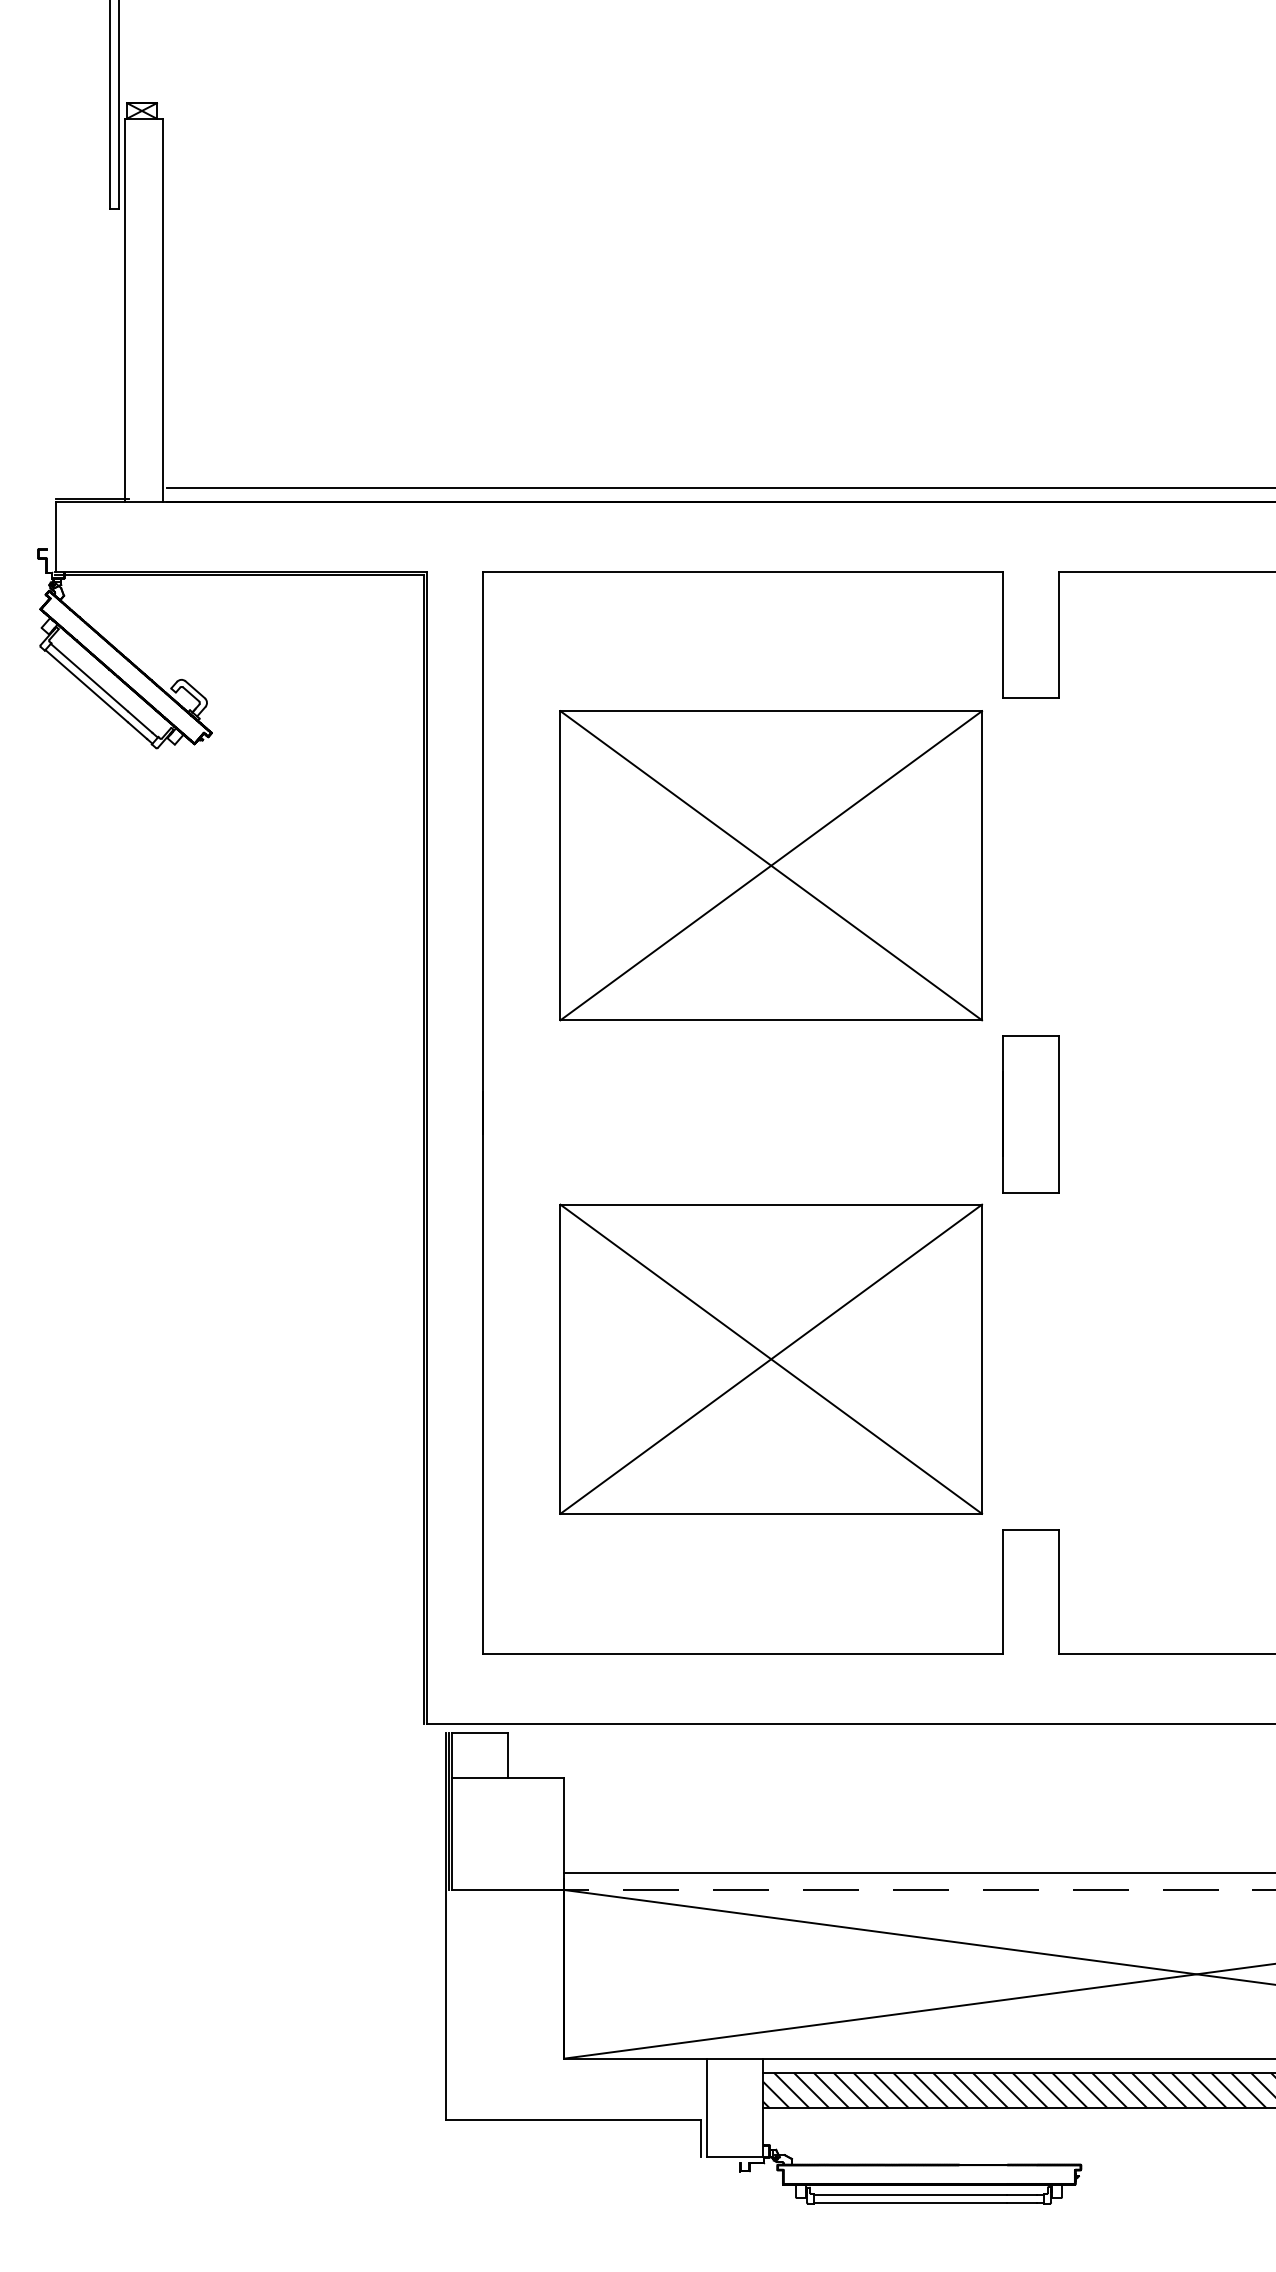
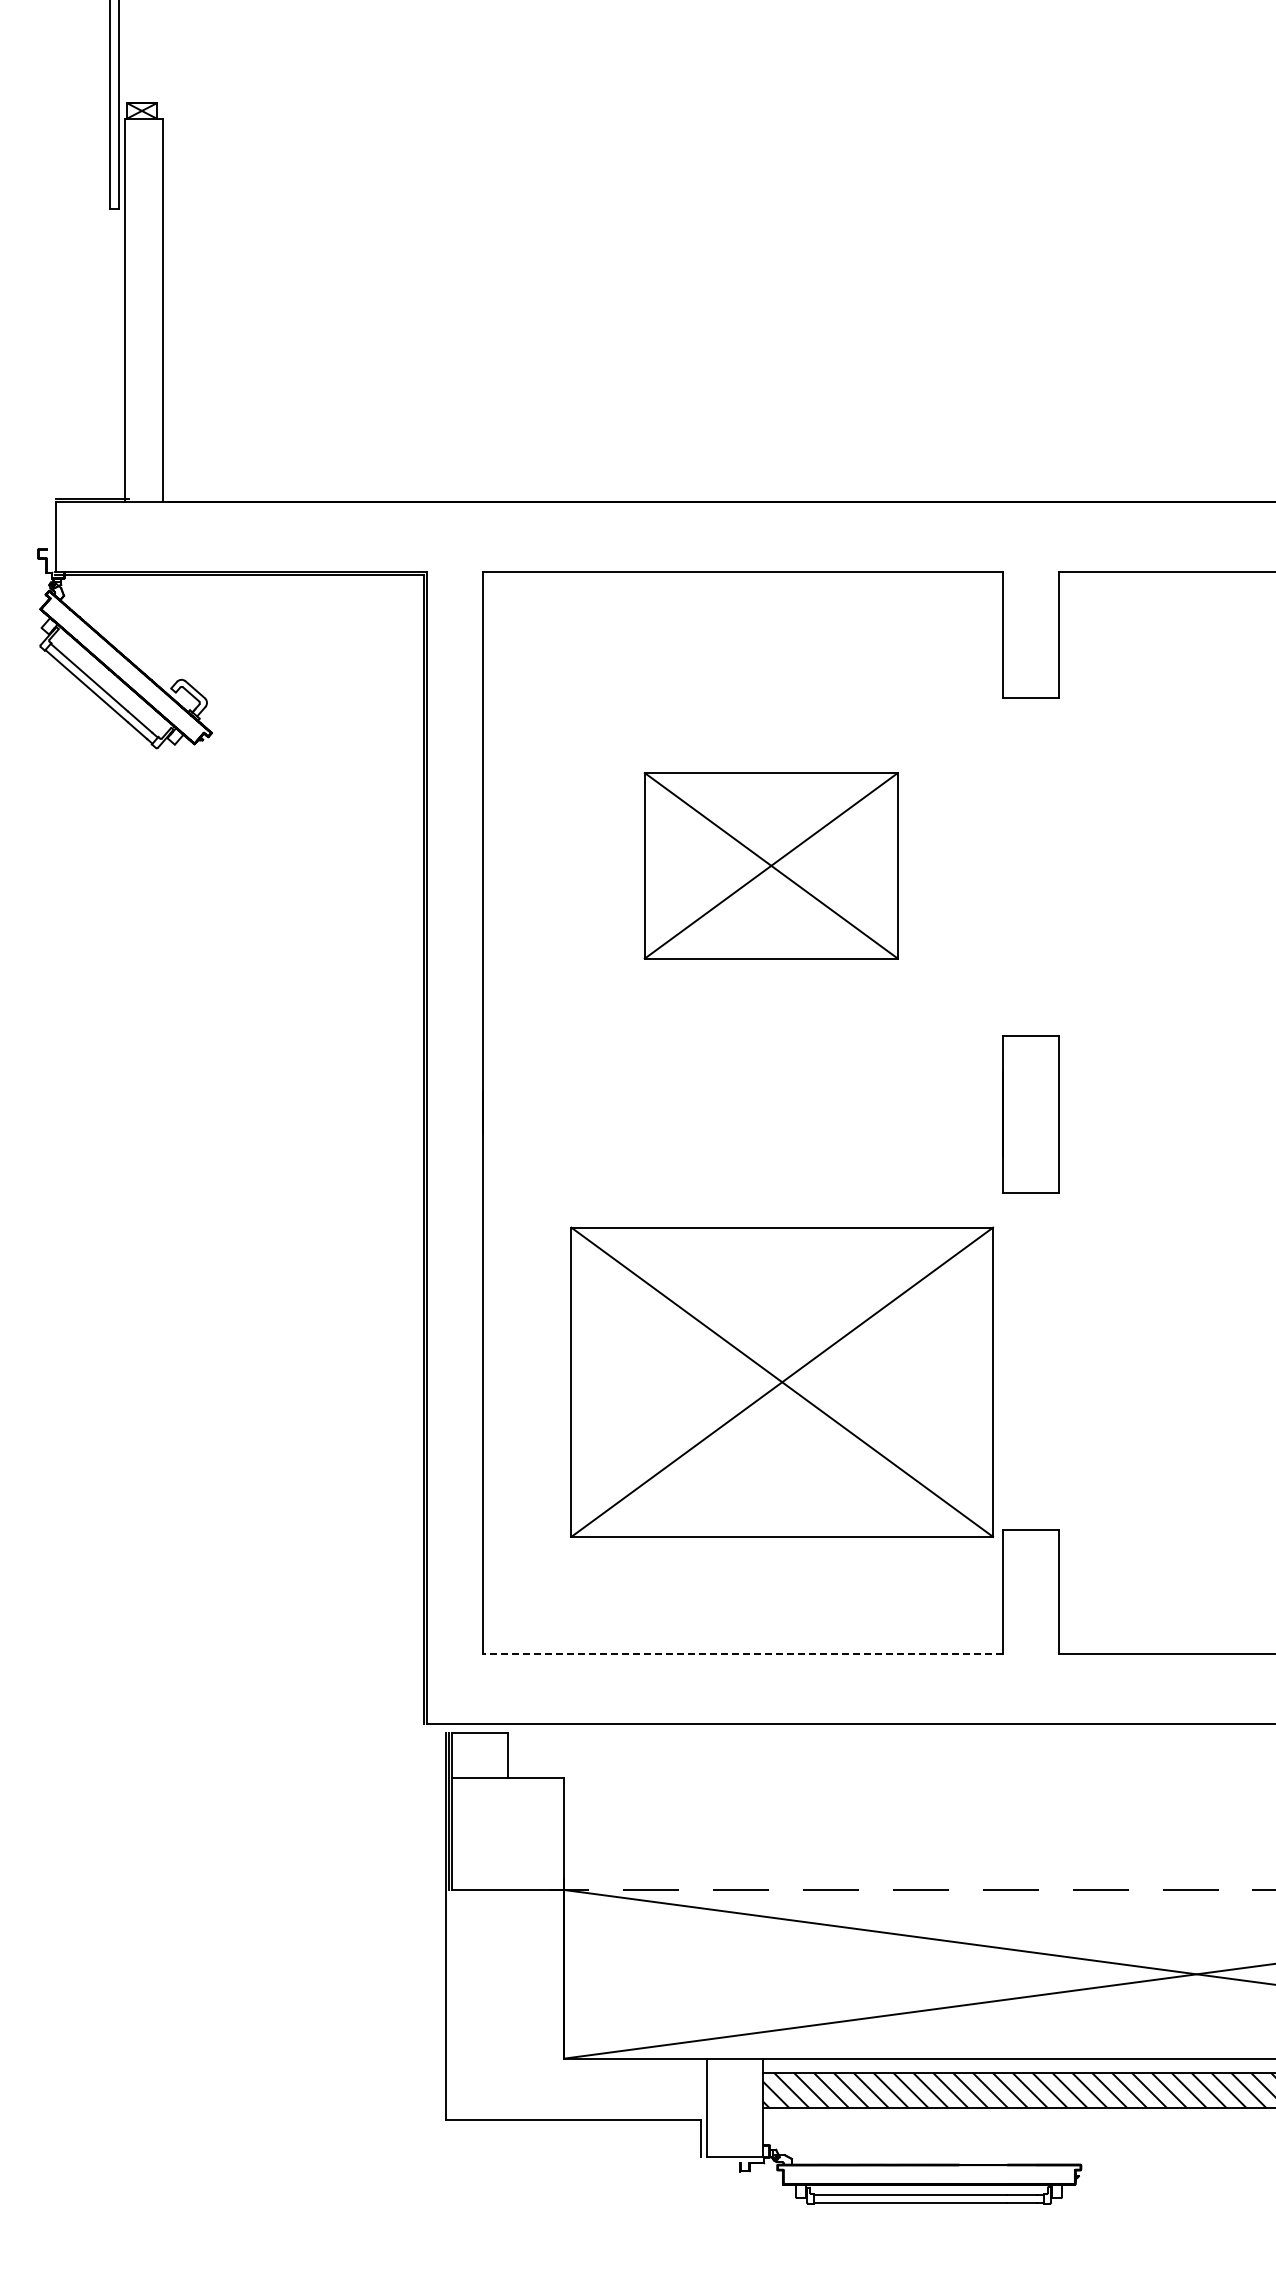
line: present -> none (719, 487)
part size: 425x312 px -> 256x188 px (770, 865)
part position: (771, 1358) -> (782, 1381) (782, 1381)
line: solid -> dashed (742, 1653)
line: present -> none (918, 1873)
